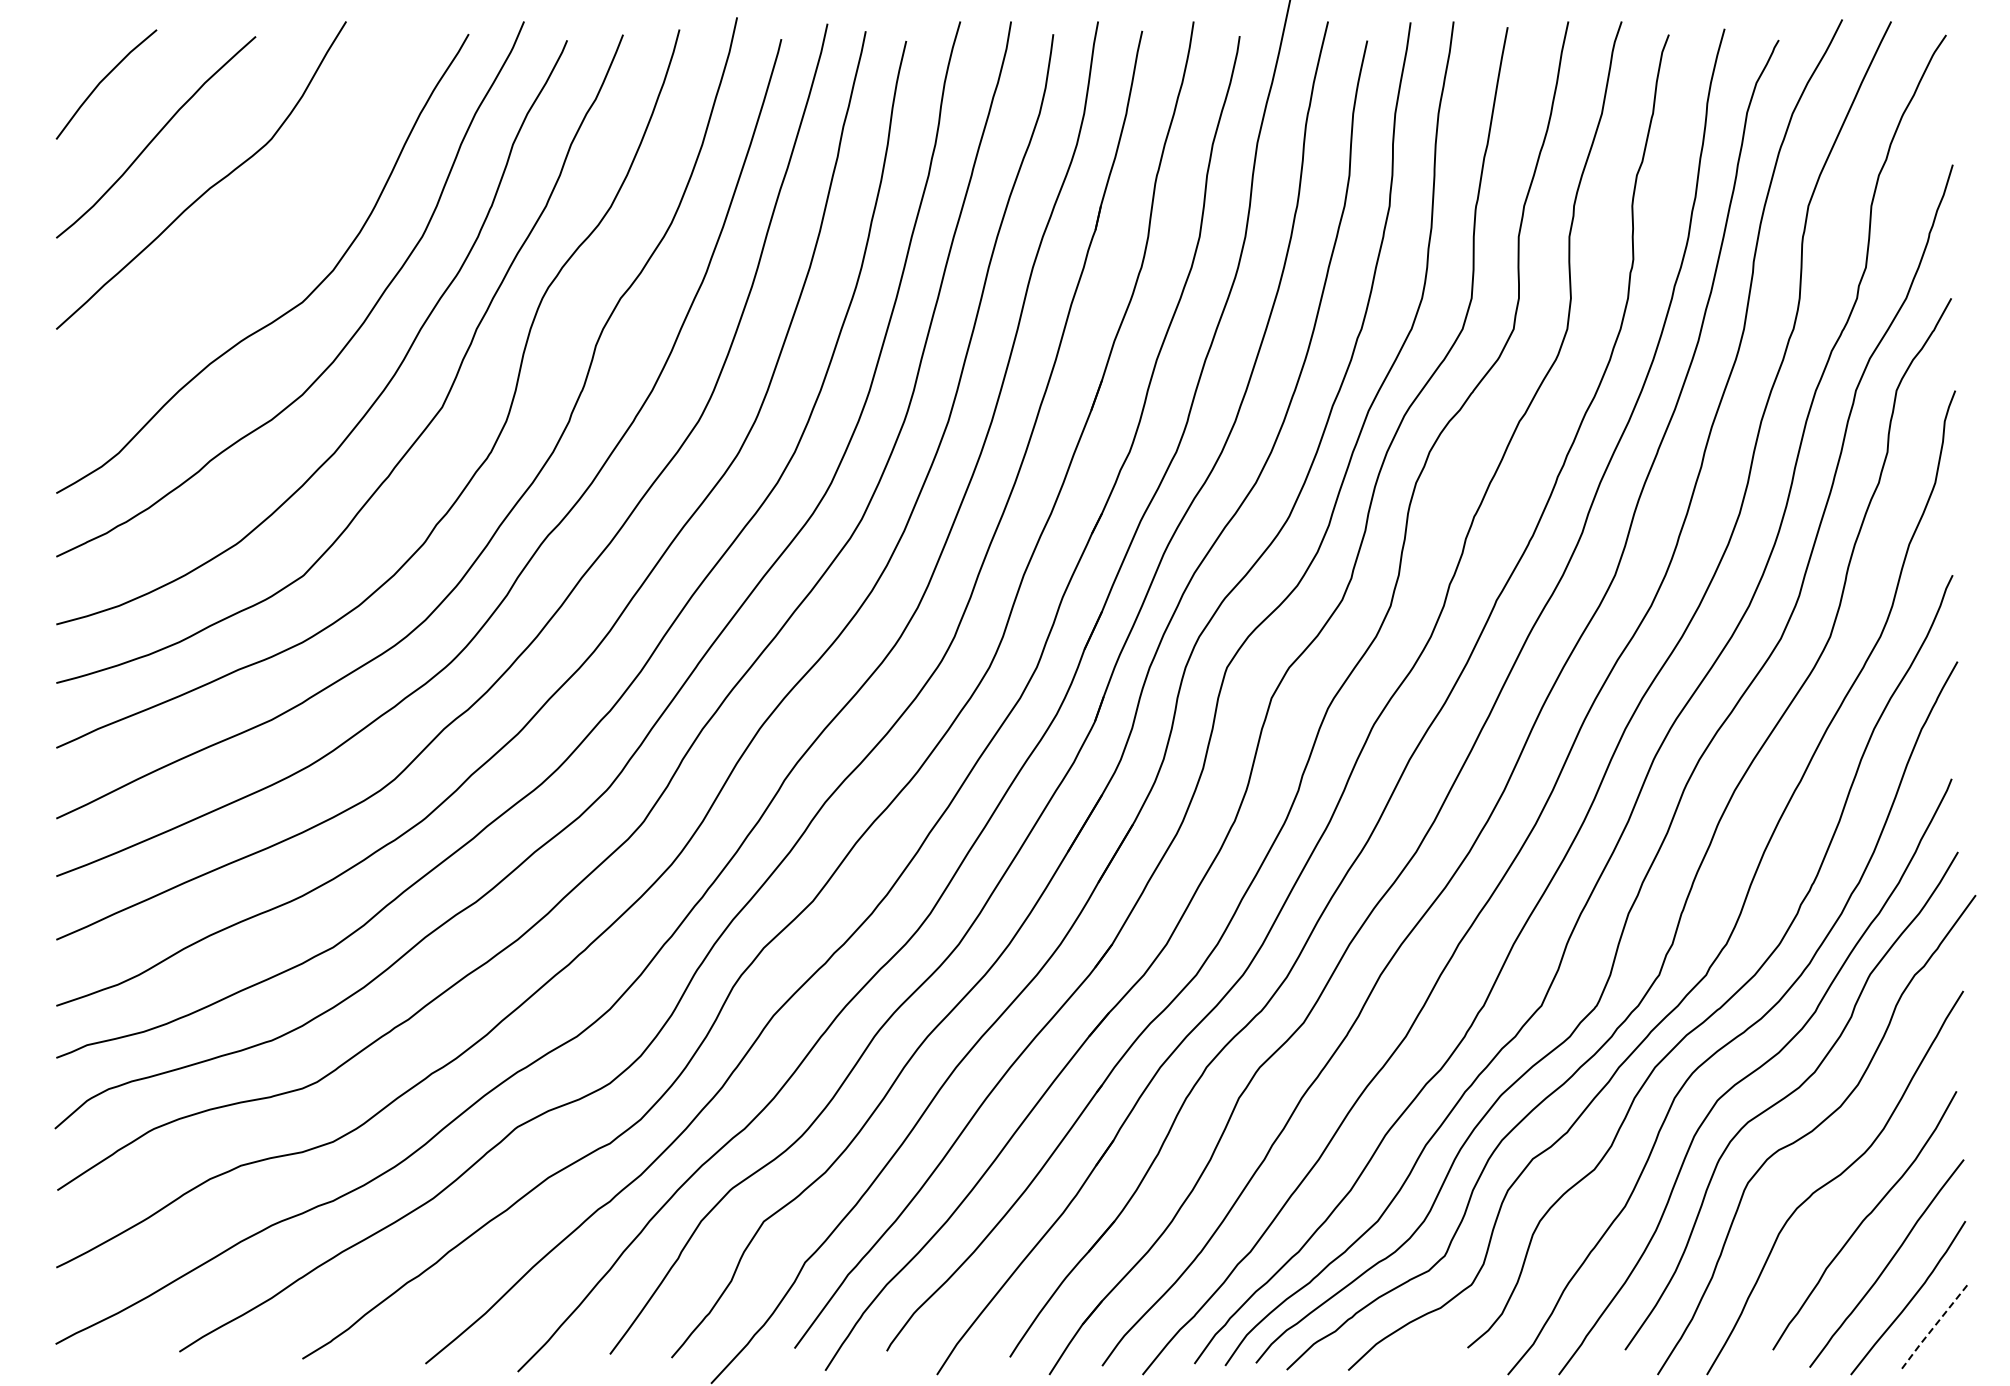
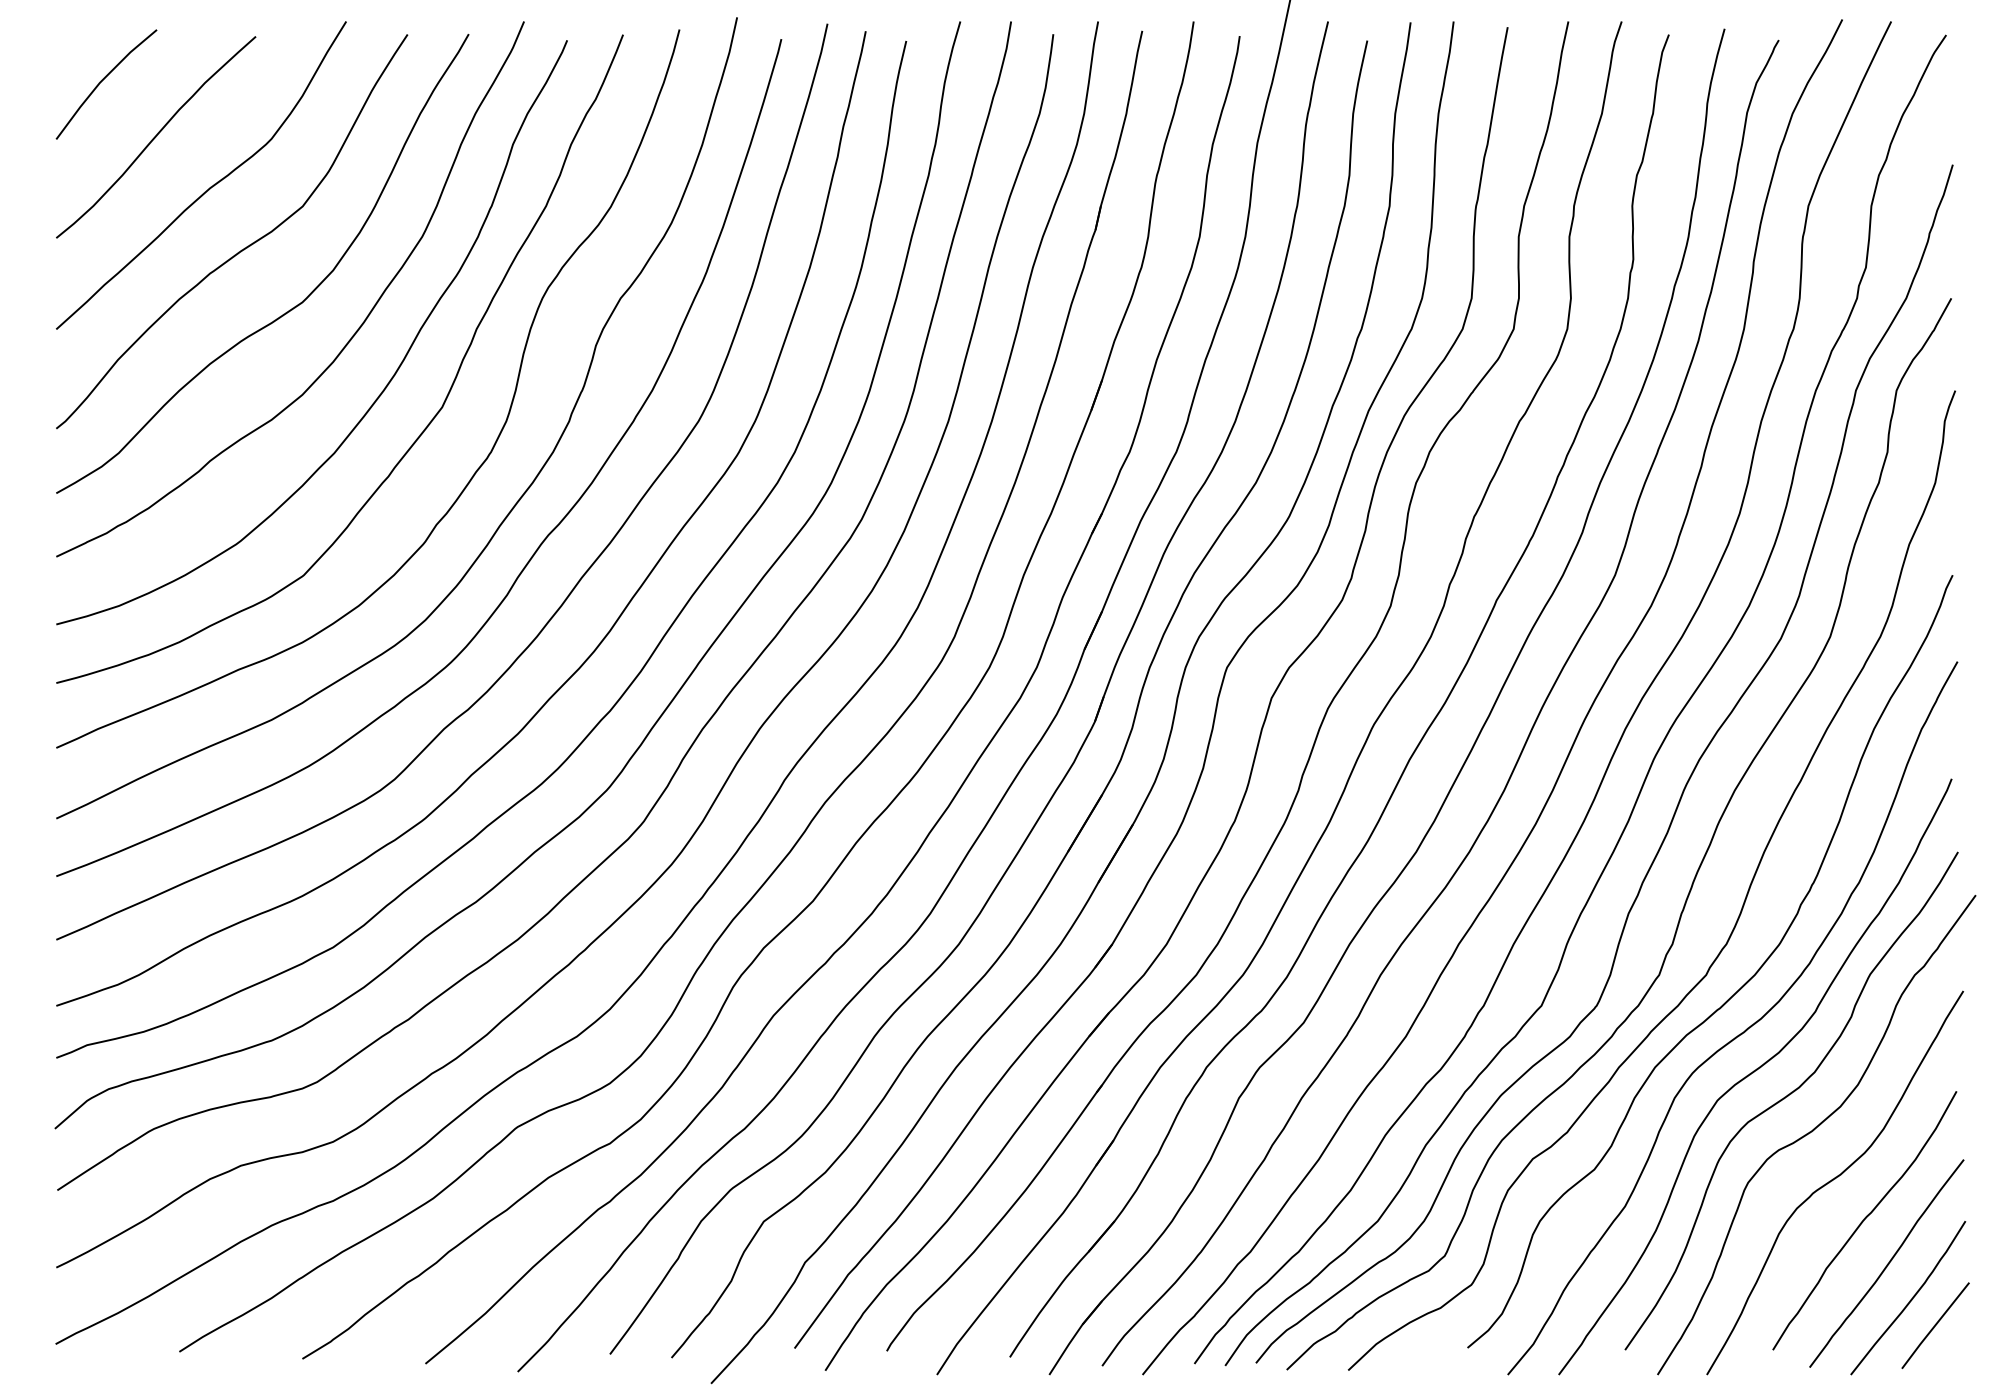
curve: none -> present (244, 247)
line: dashed -> solid (1935, 1325)
